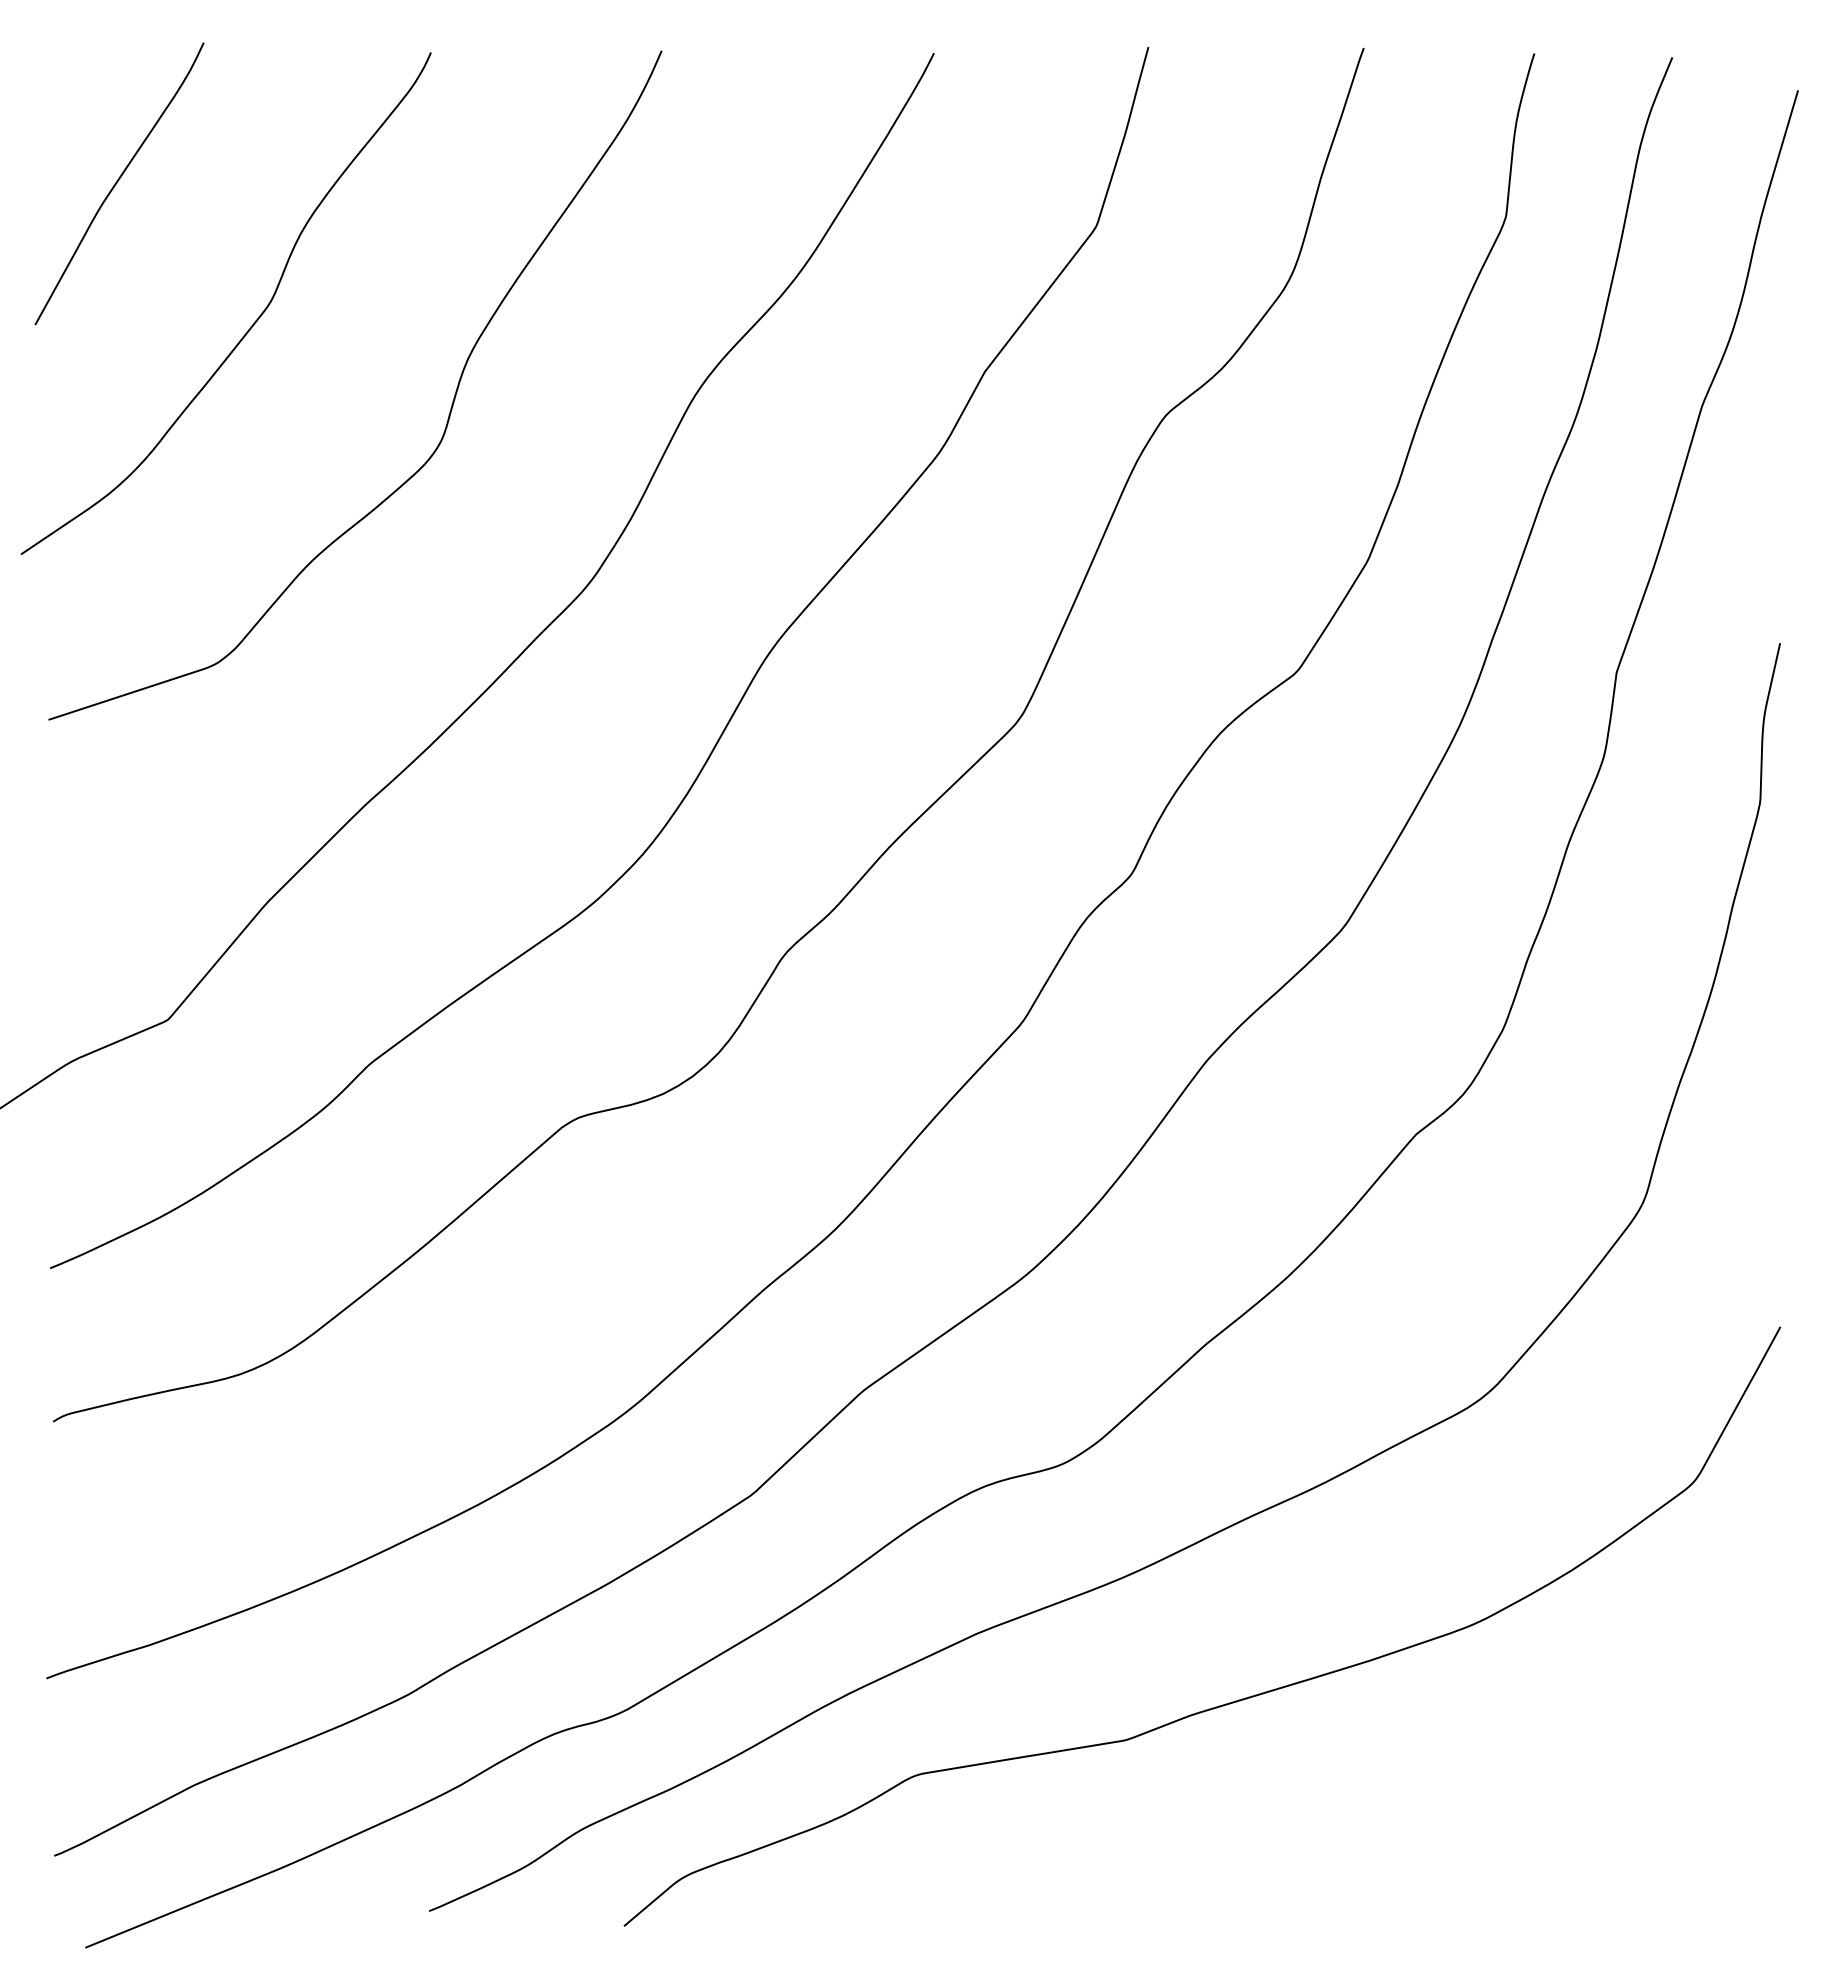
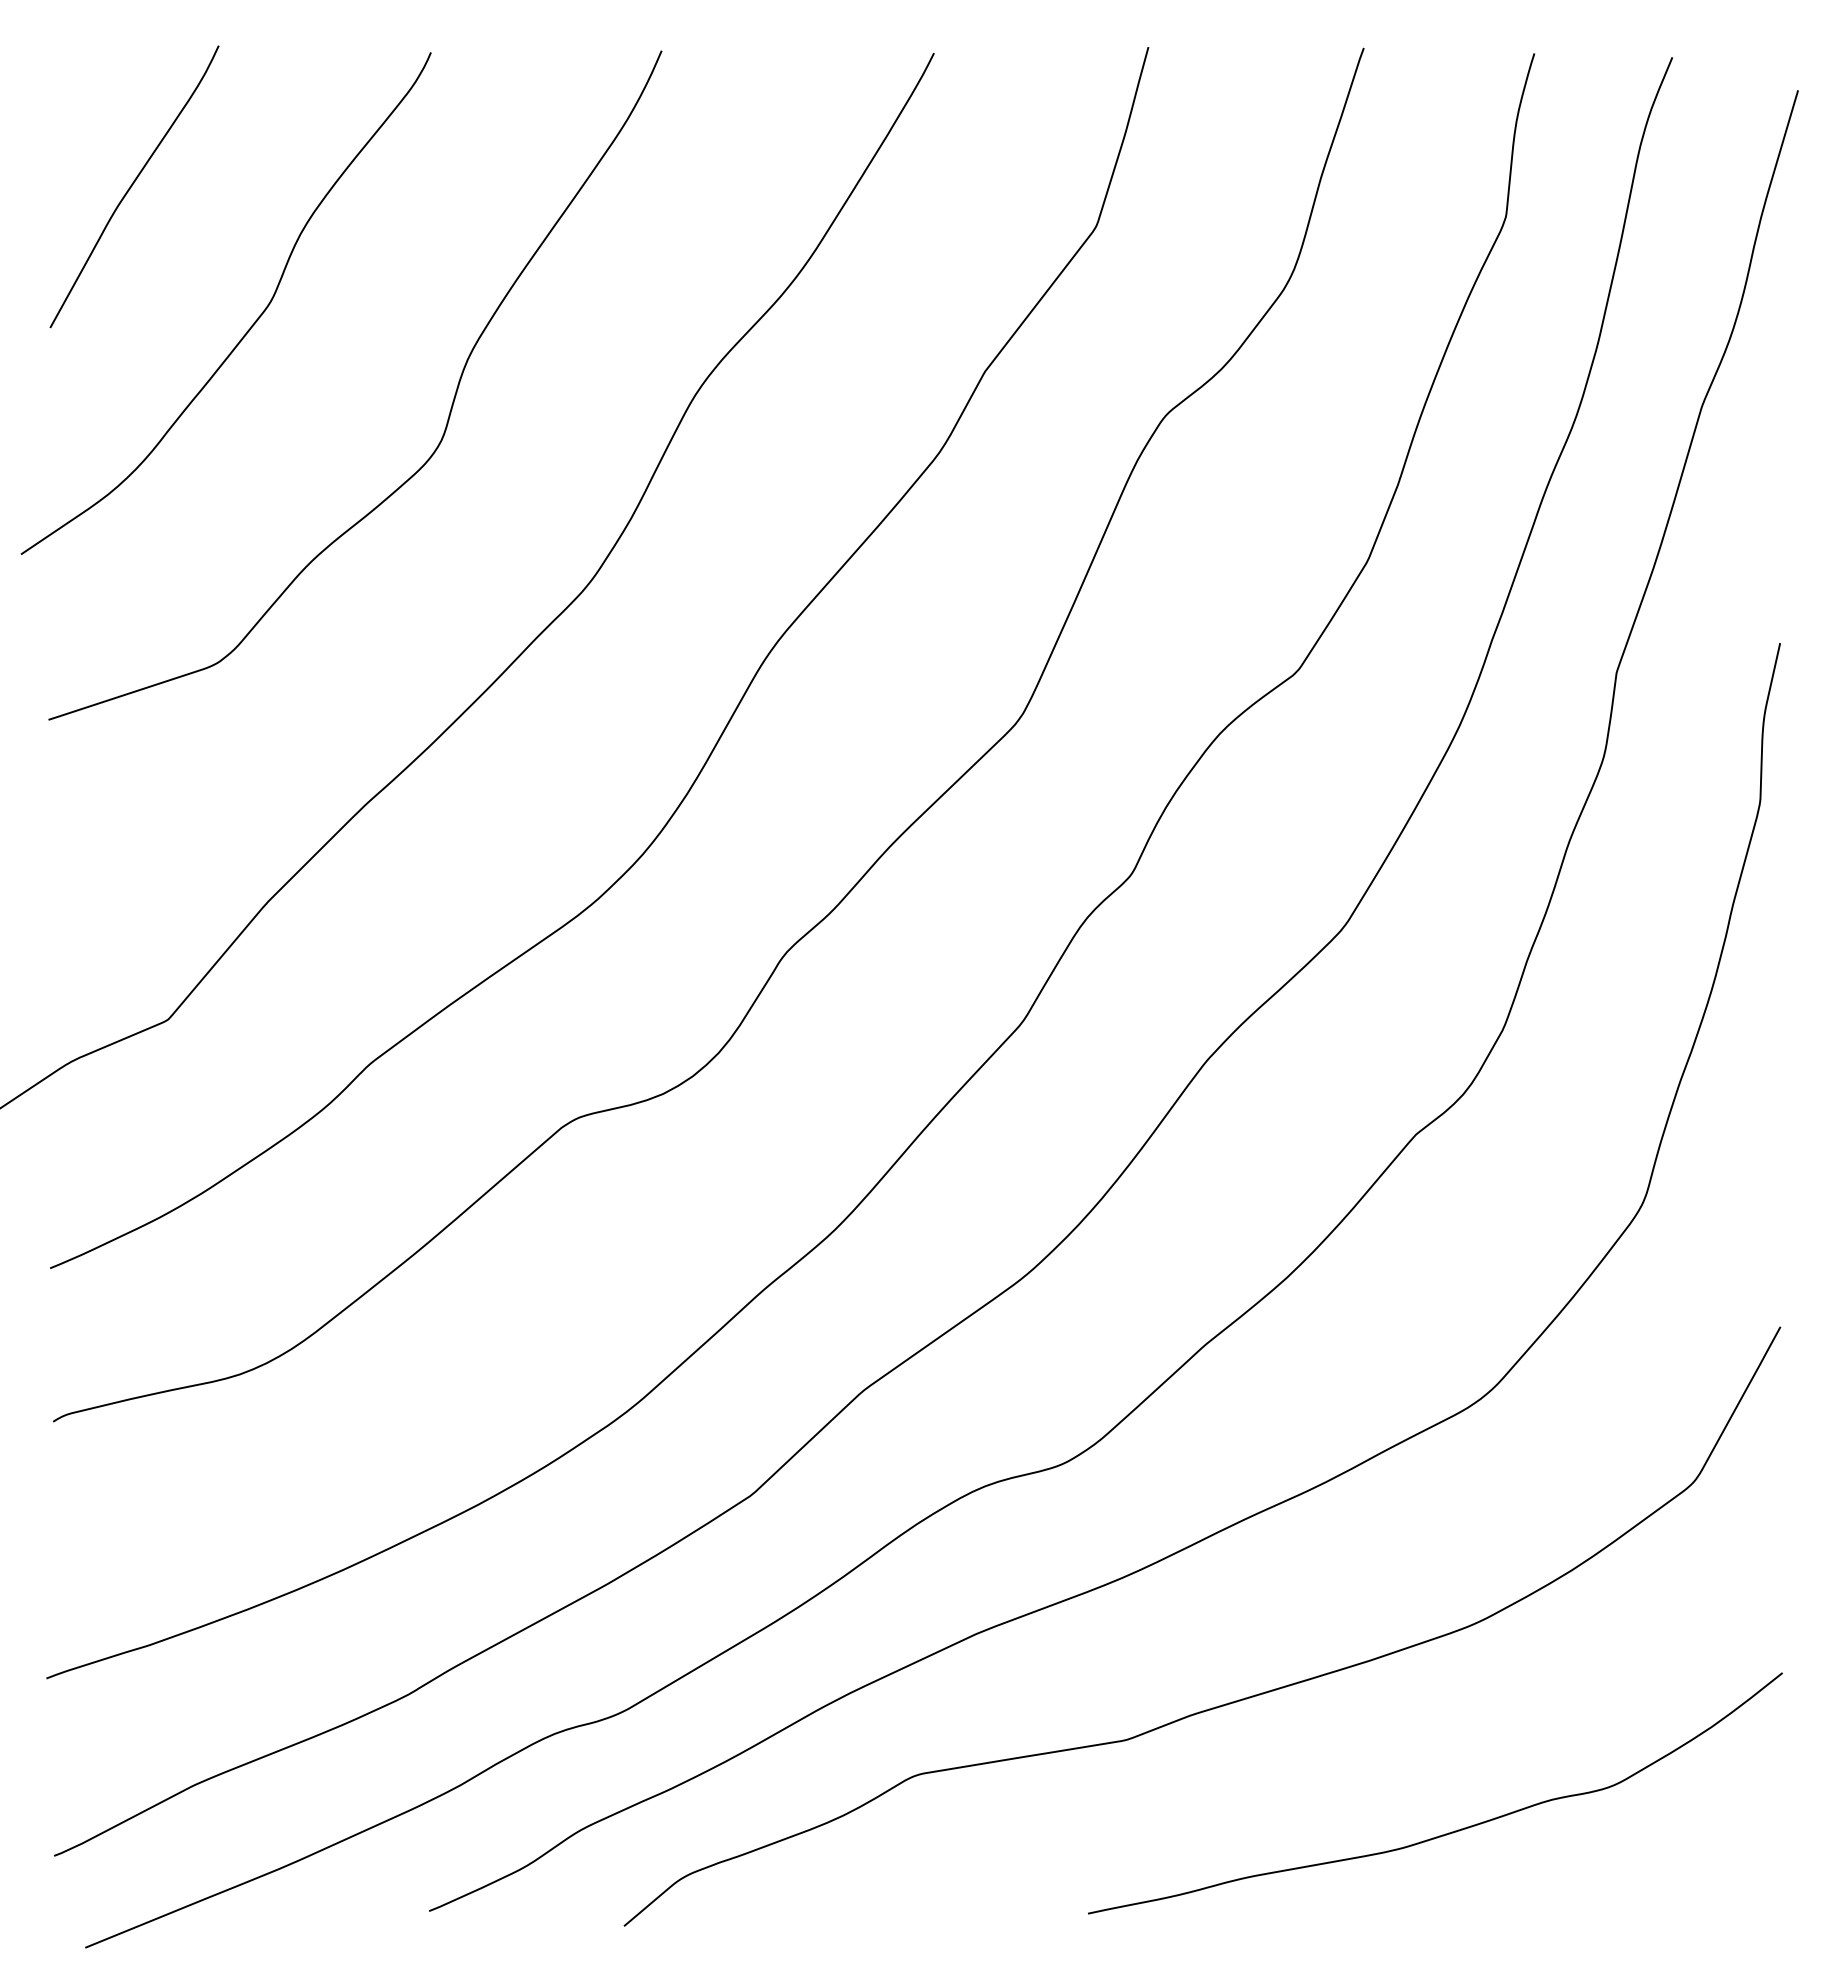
curve position: (117, 183) -> (132, 186) (132, 186)
curve: none -> present (1448, 1832)
